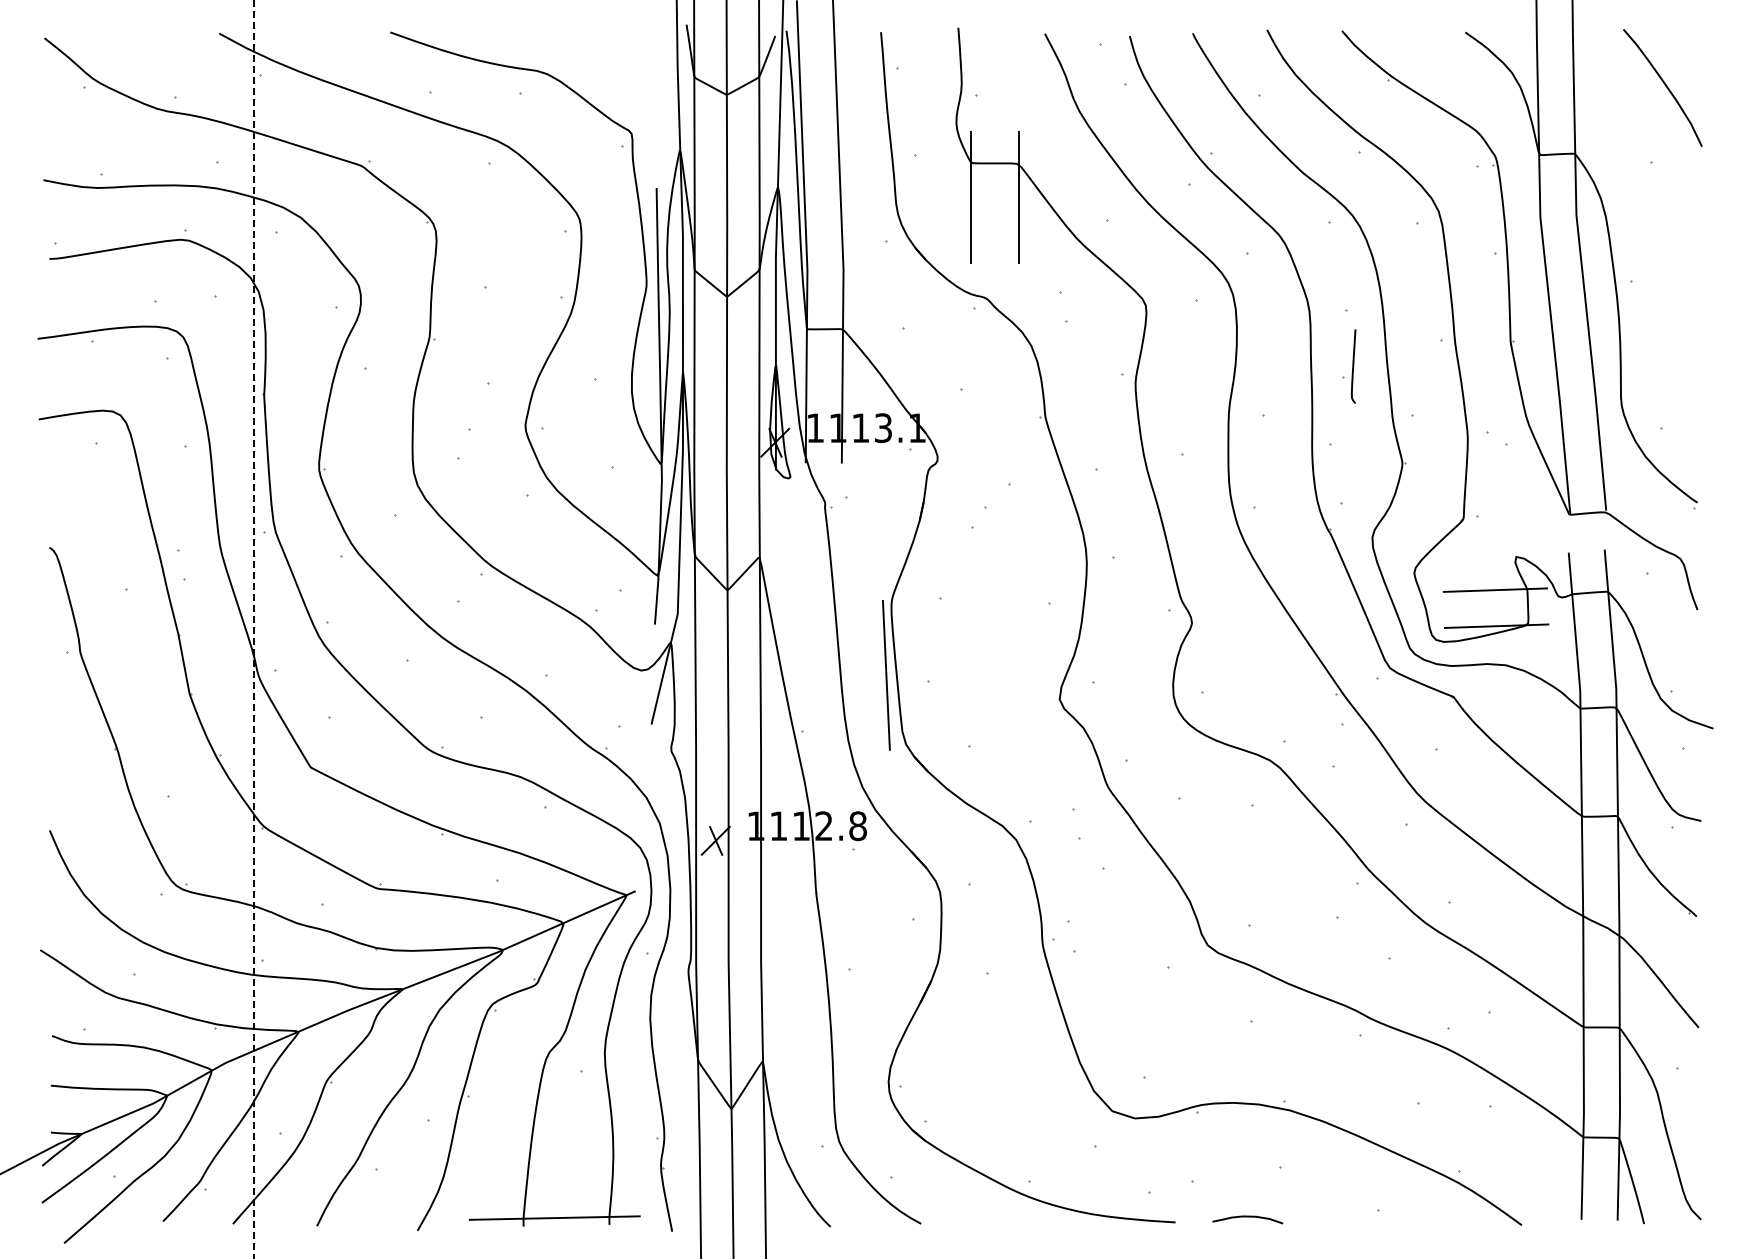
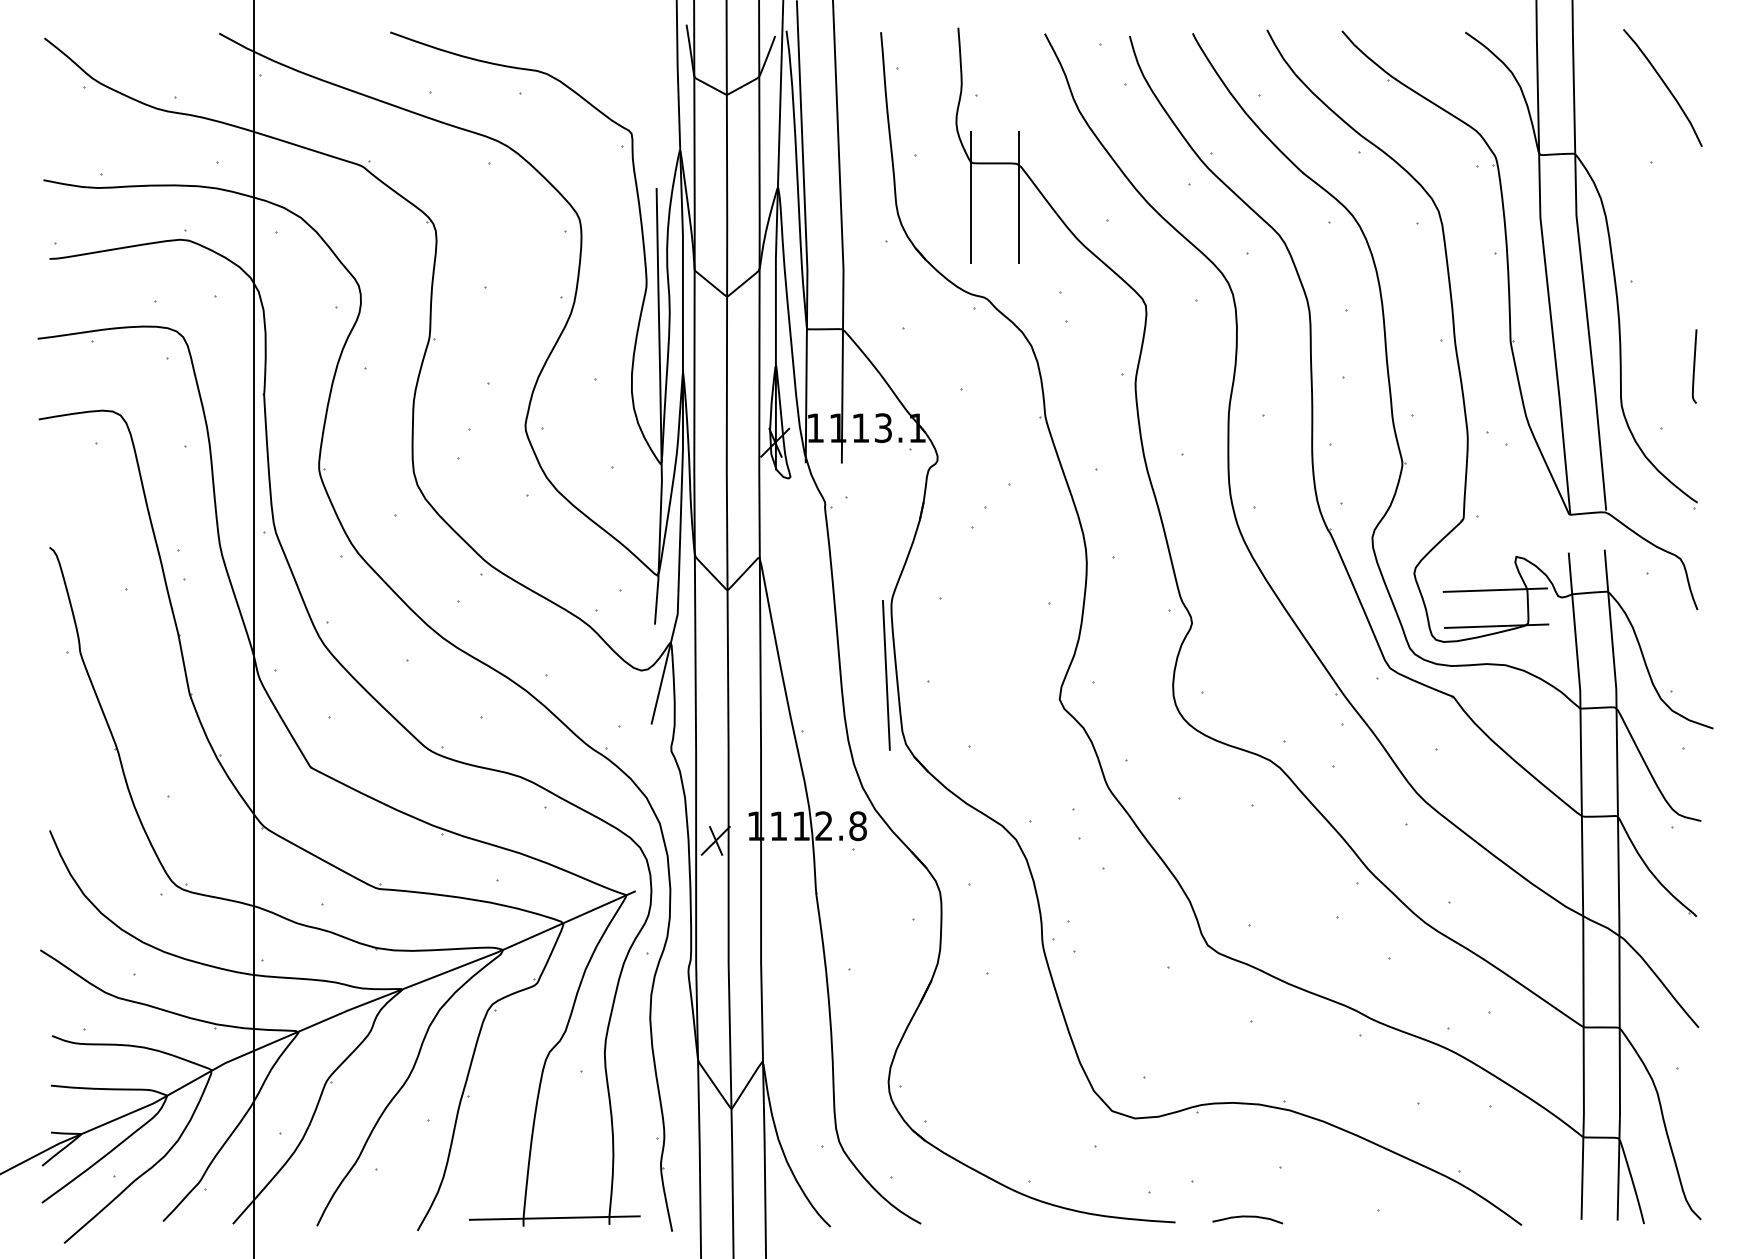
curve position: (1353, 366) -> (1694, 366) (1694, 366)
line: dashed -> solid (253, 629)
